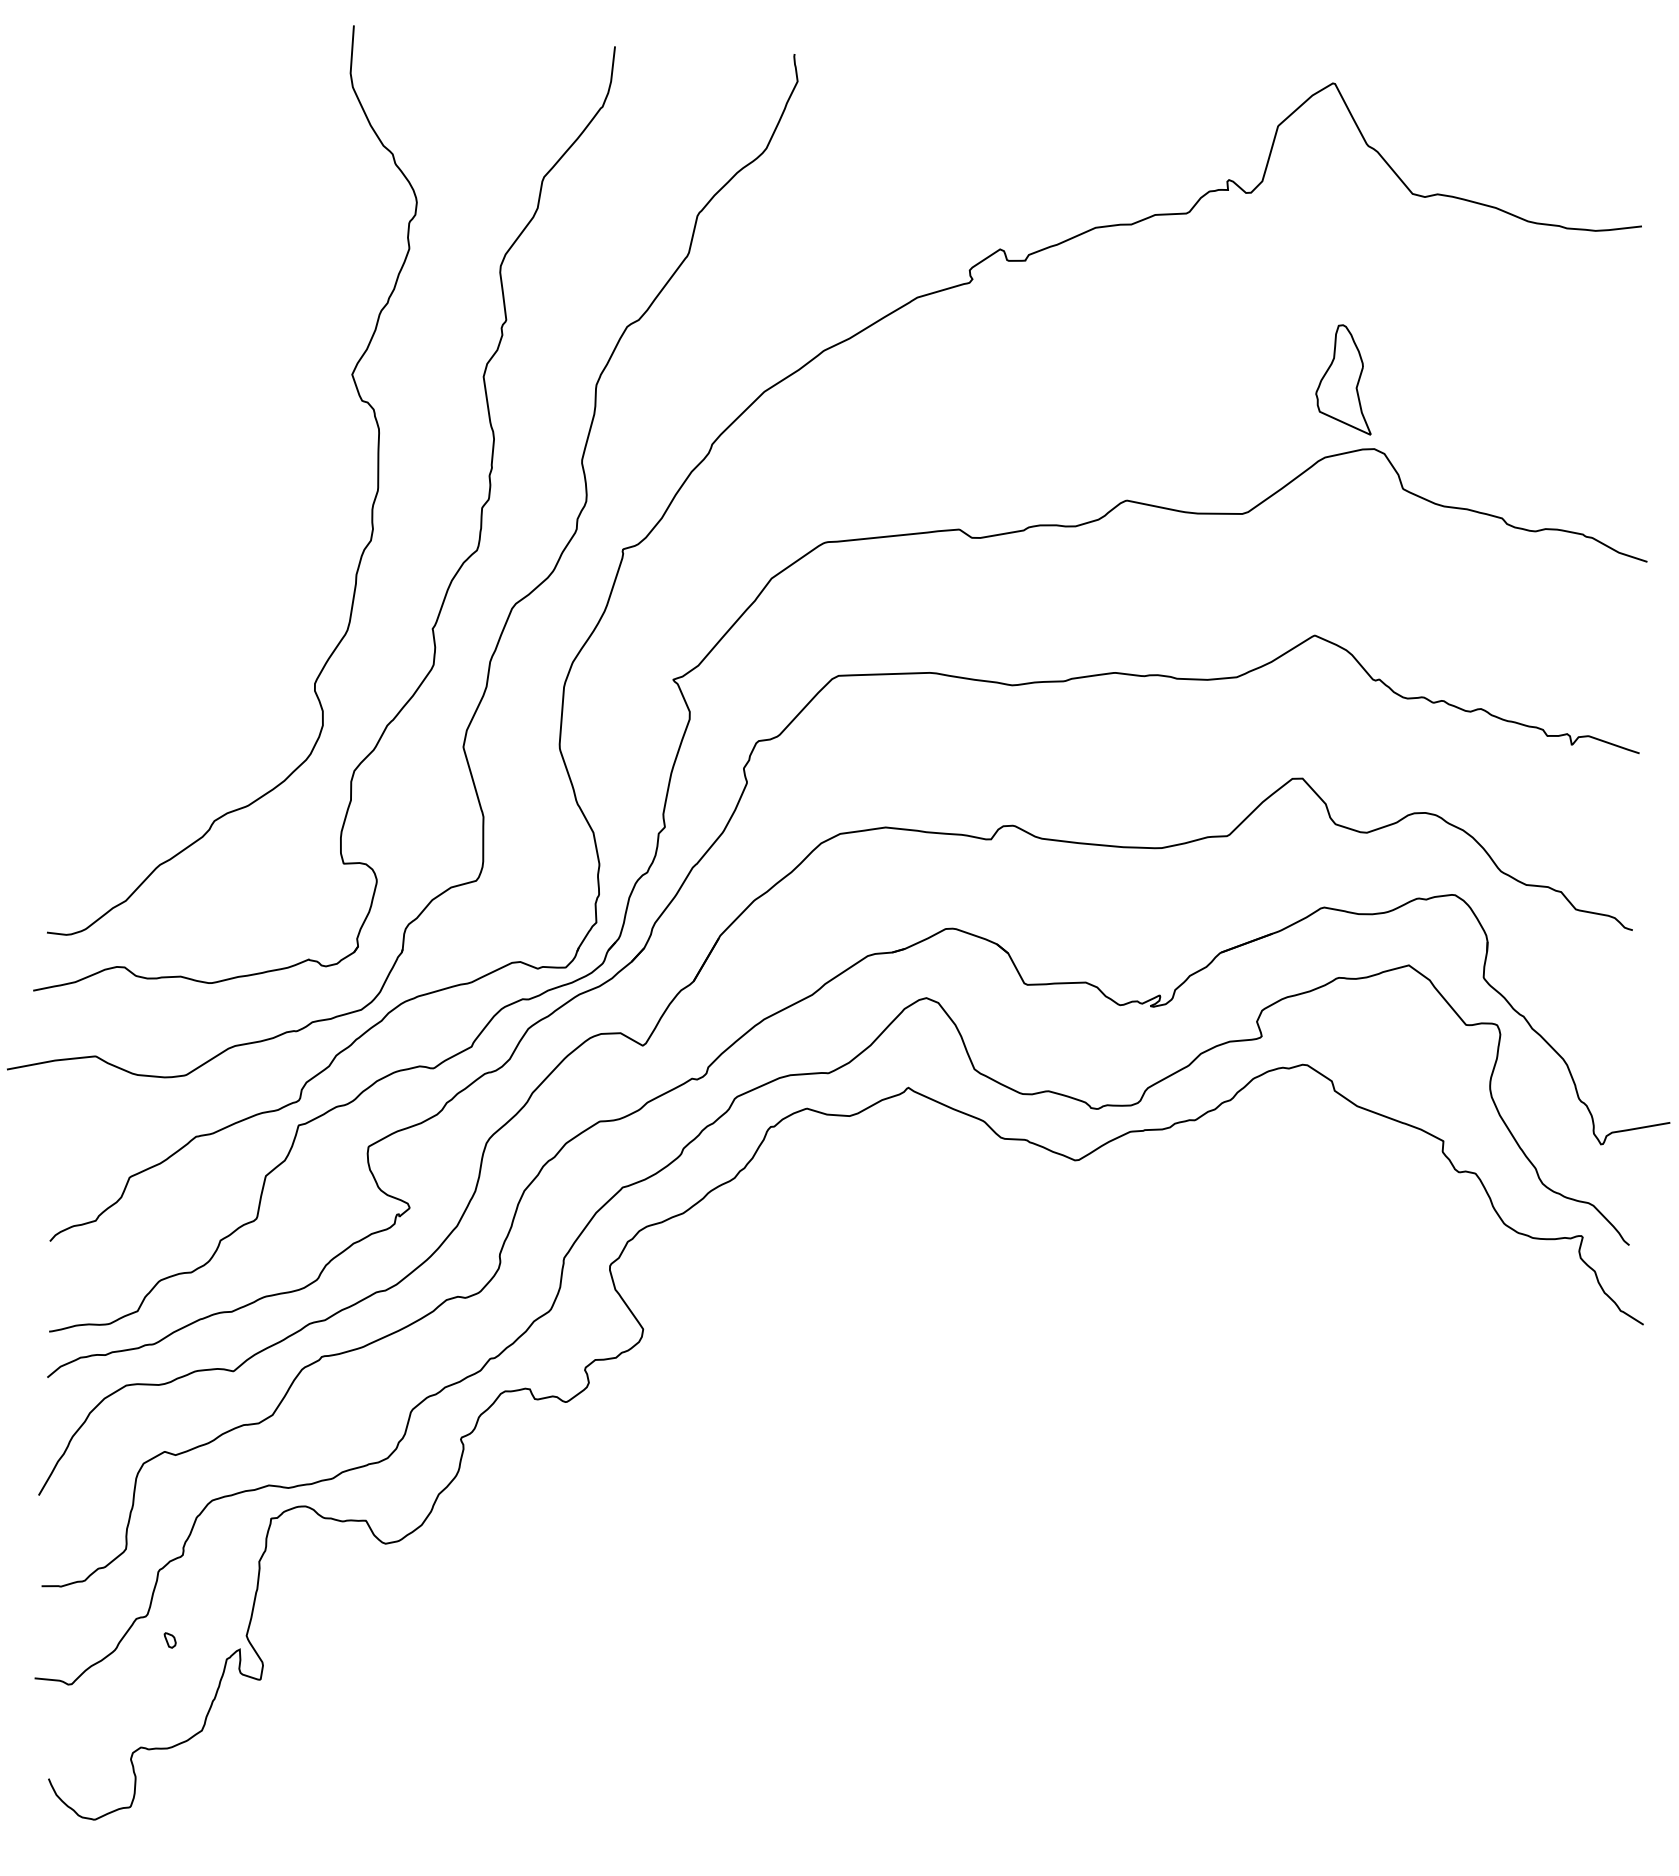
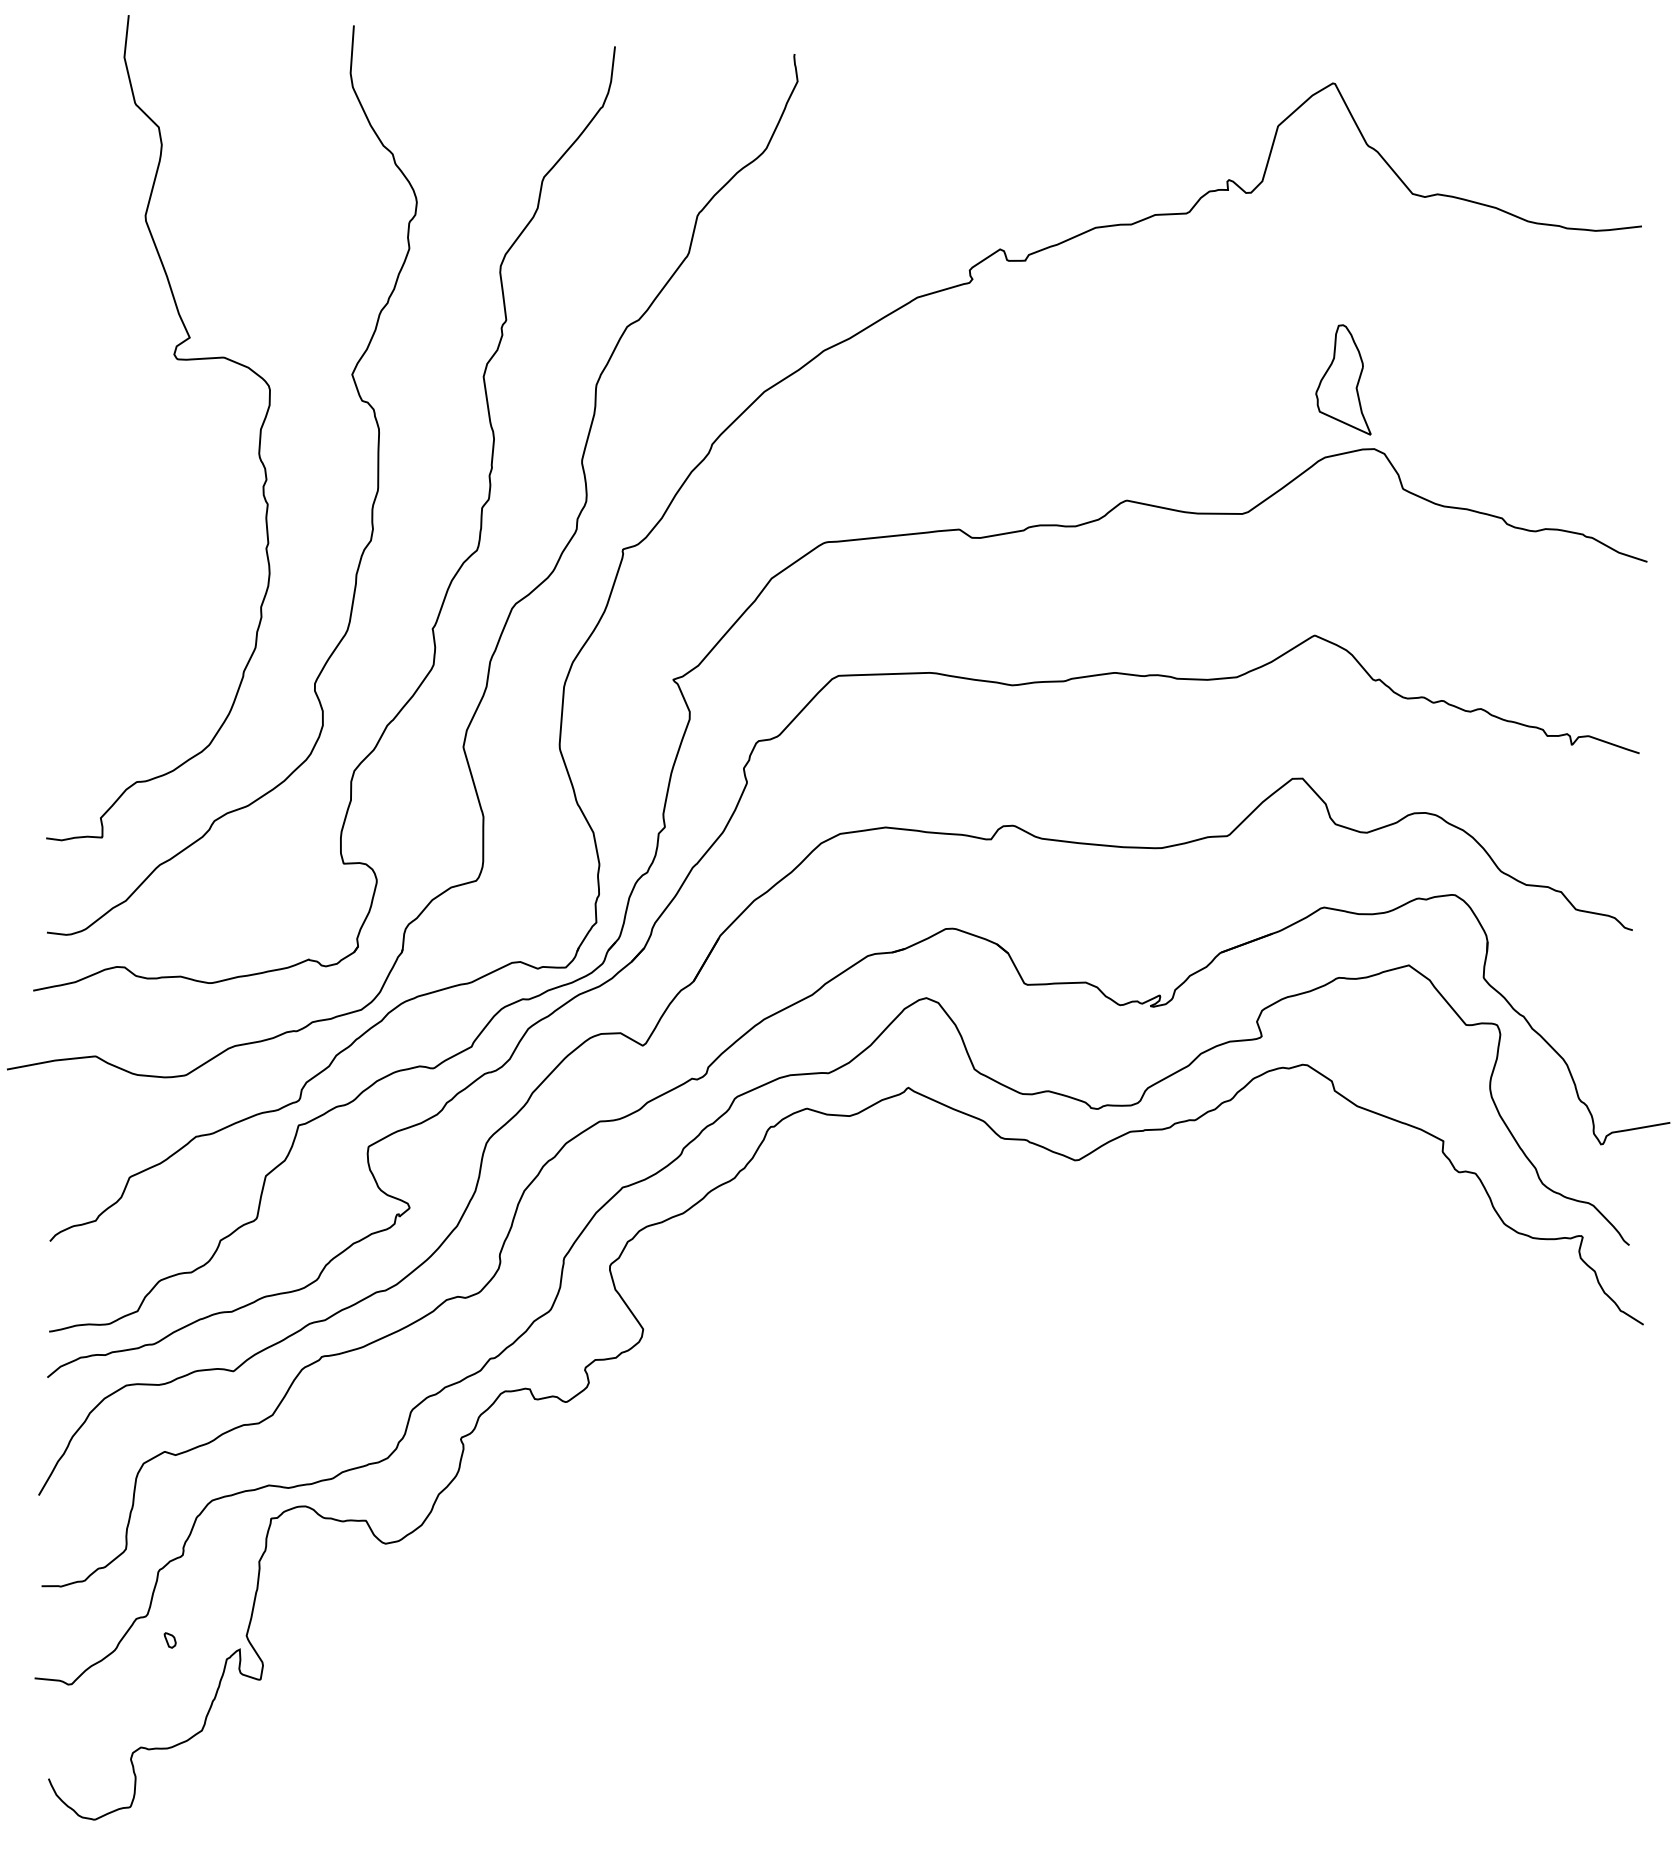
curve: none -> present (177, 360)
